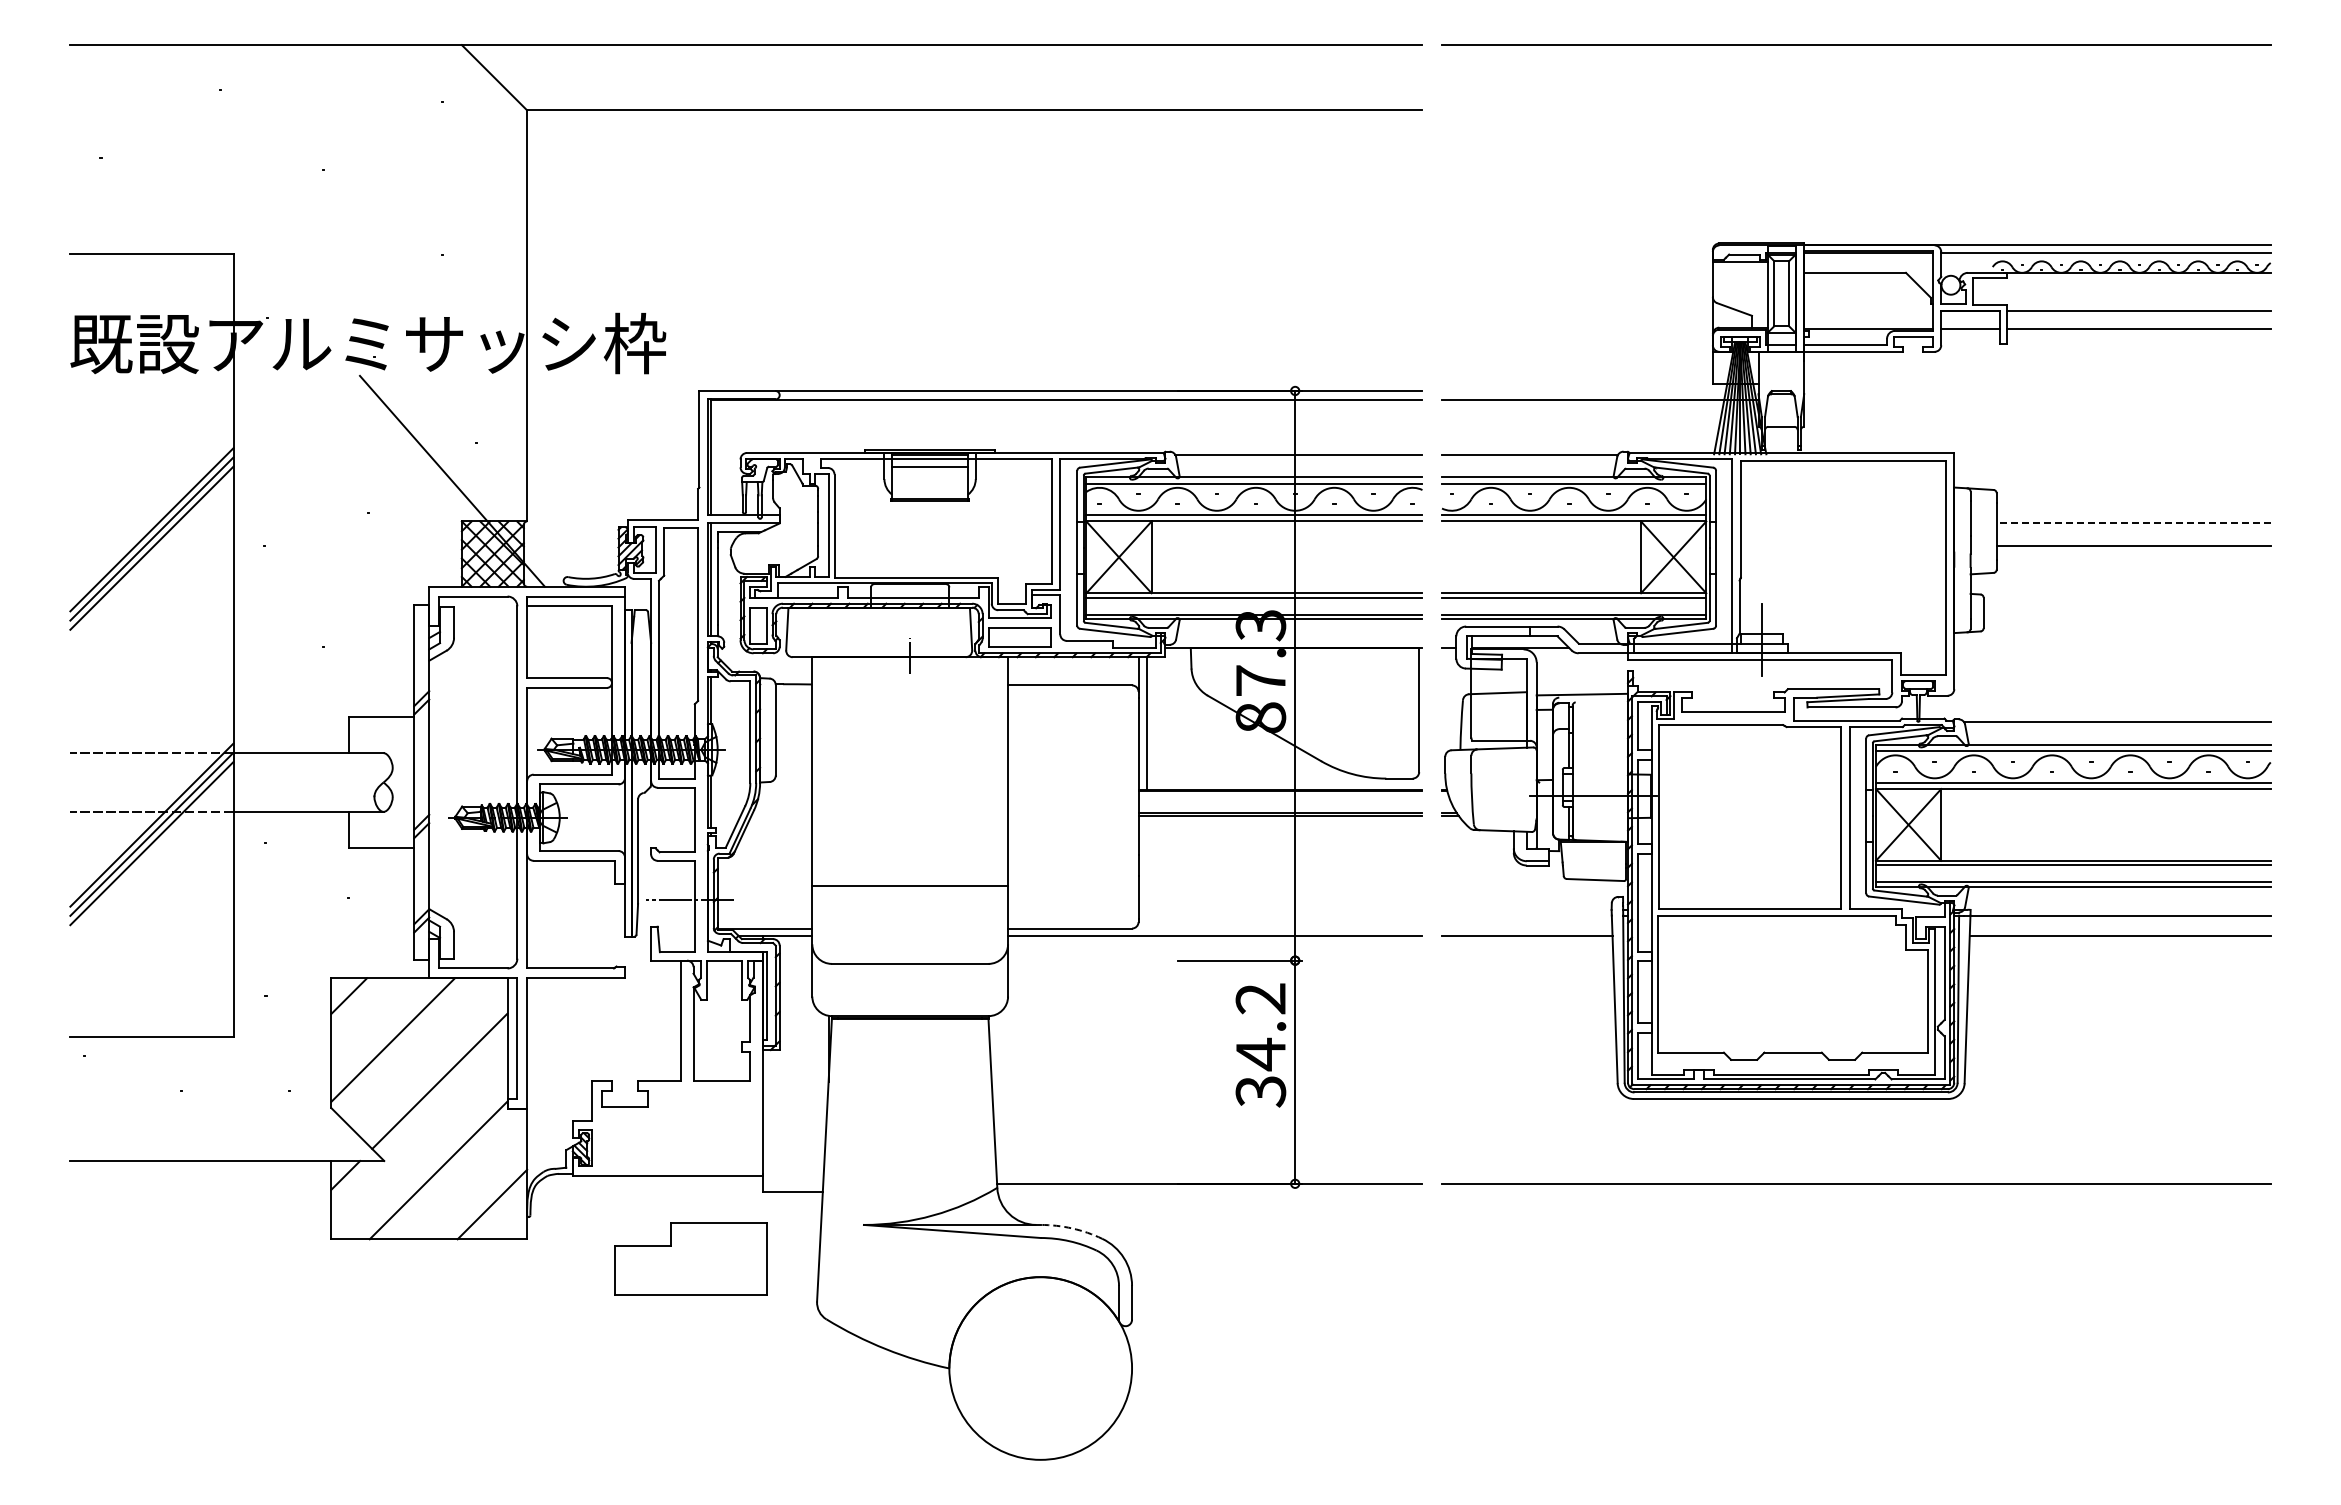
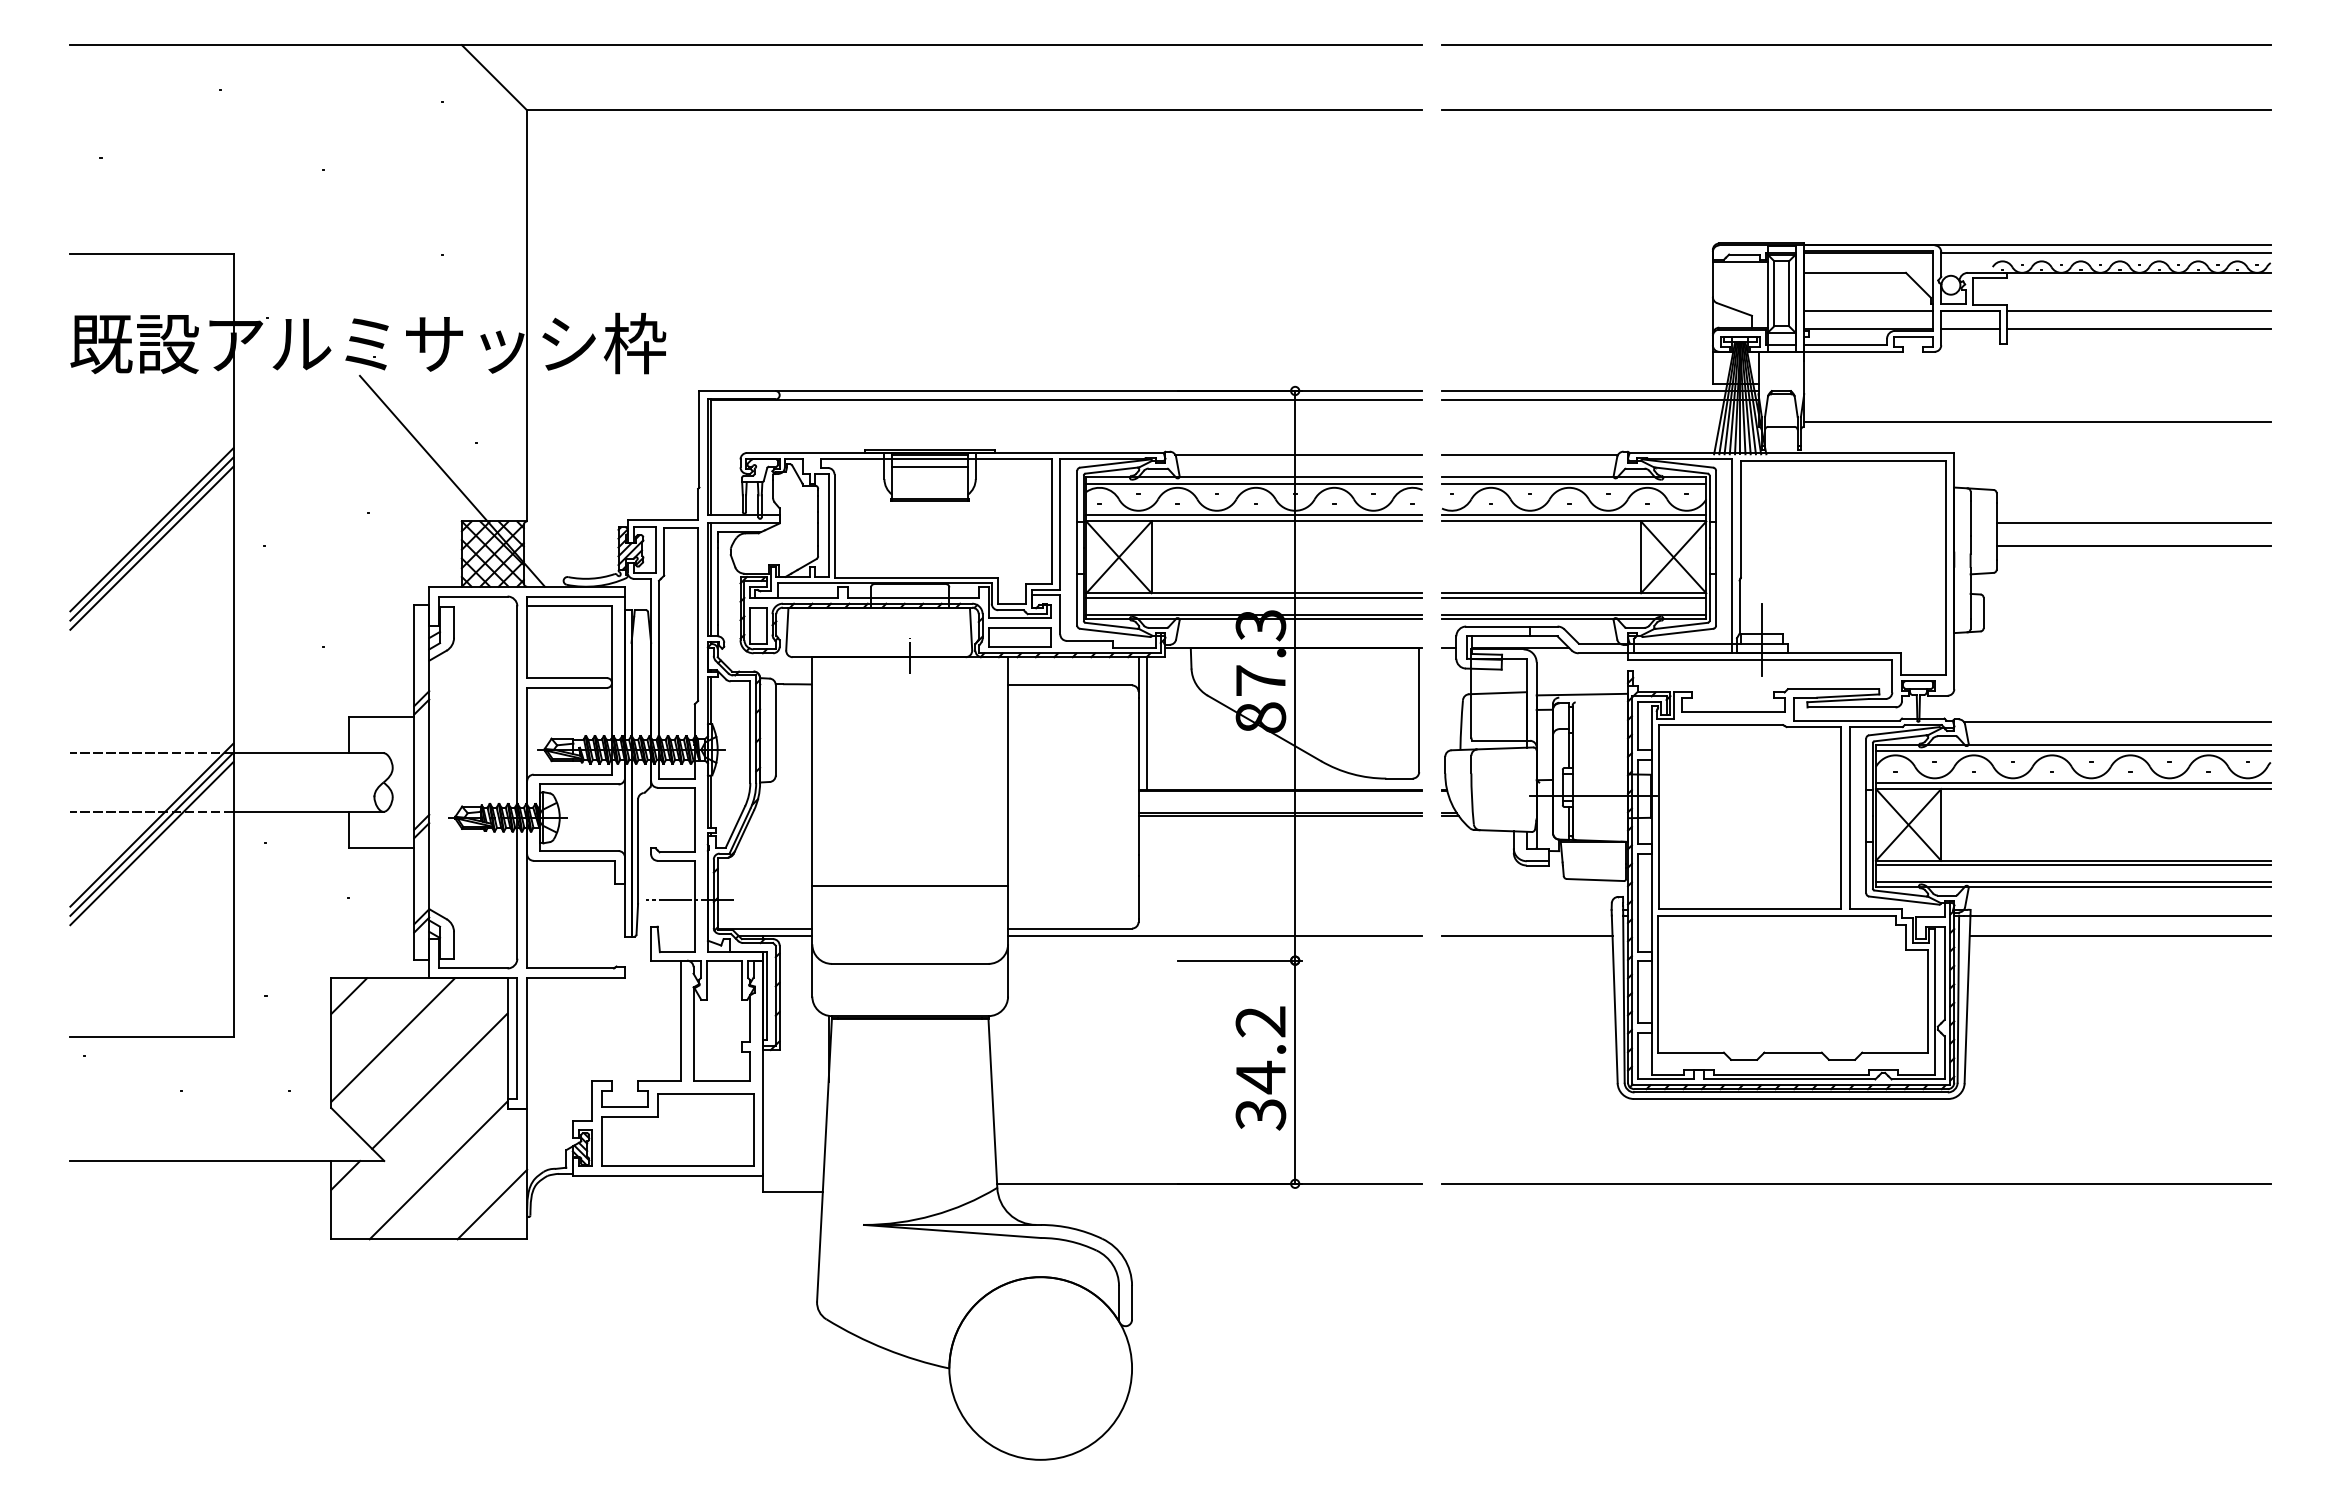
line: none -> present (1856, 110)
line: none -> present (1868, 311)
line: none -> present (1600, 390)
line: none -> present (2037, 421)
line: dashed -> solid (2133, 523)
text position: (1260, 1045) -> (1260, 1068) (1260, 1068)
arc: dashed -> solid (1072, 1228)
part position: (690, 1258) -> (677, 1129) (677, 1129)
